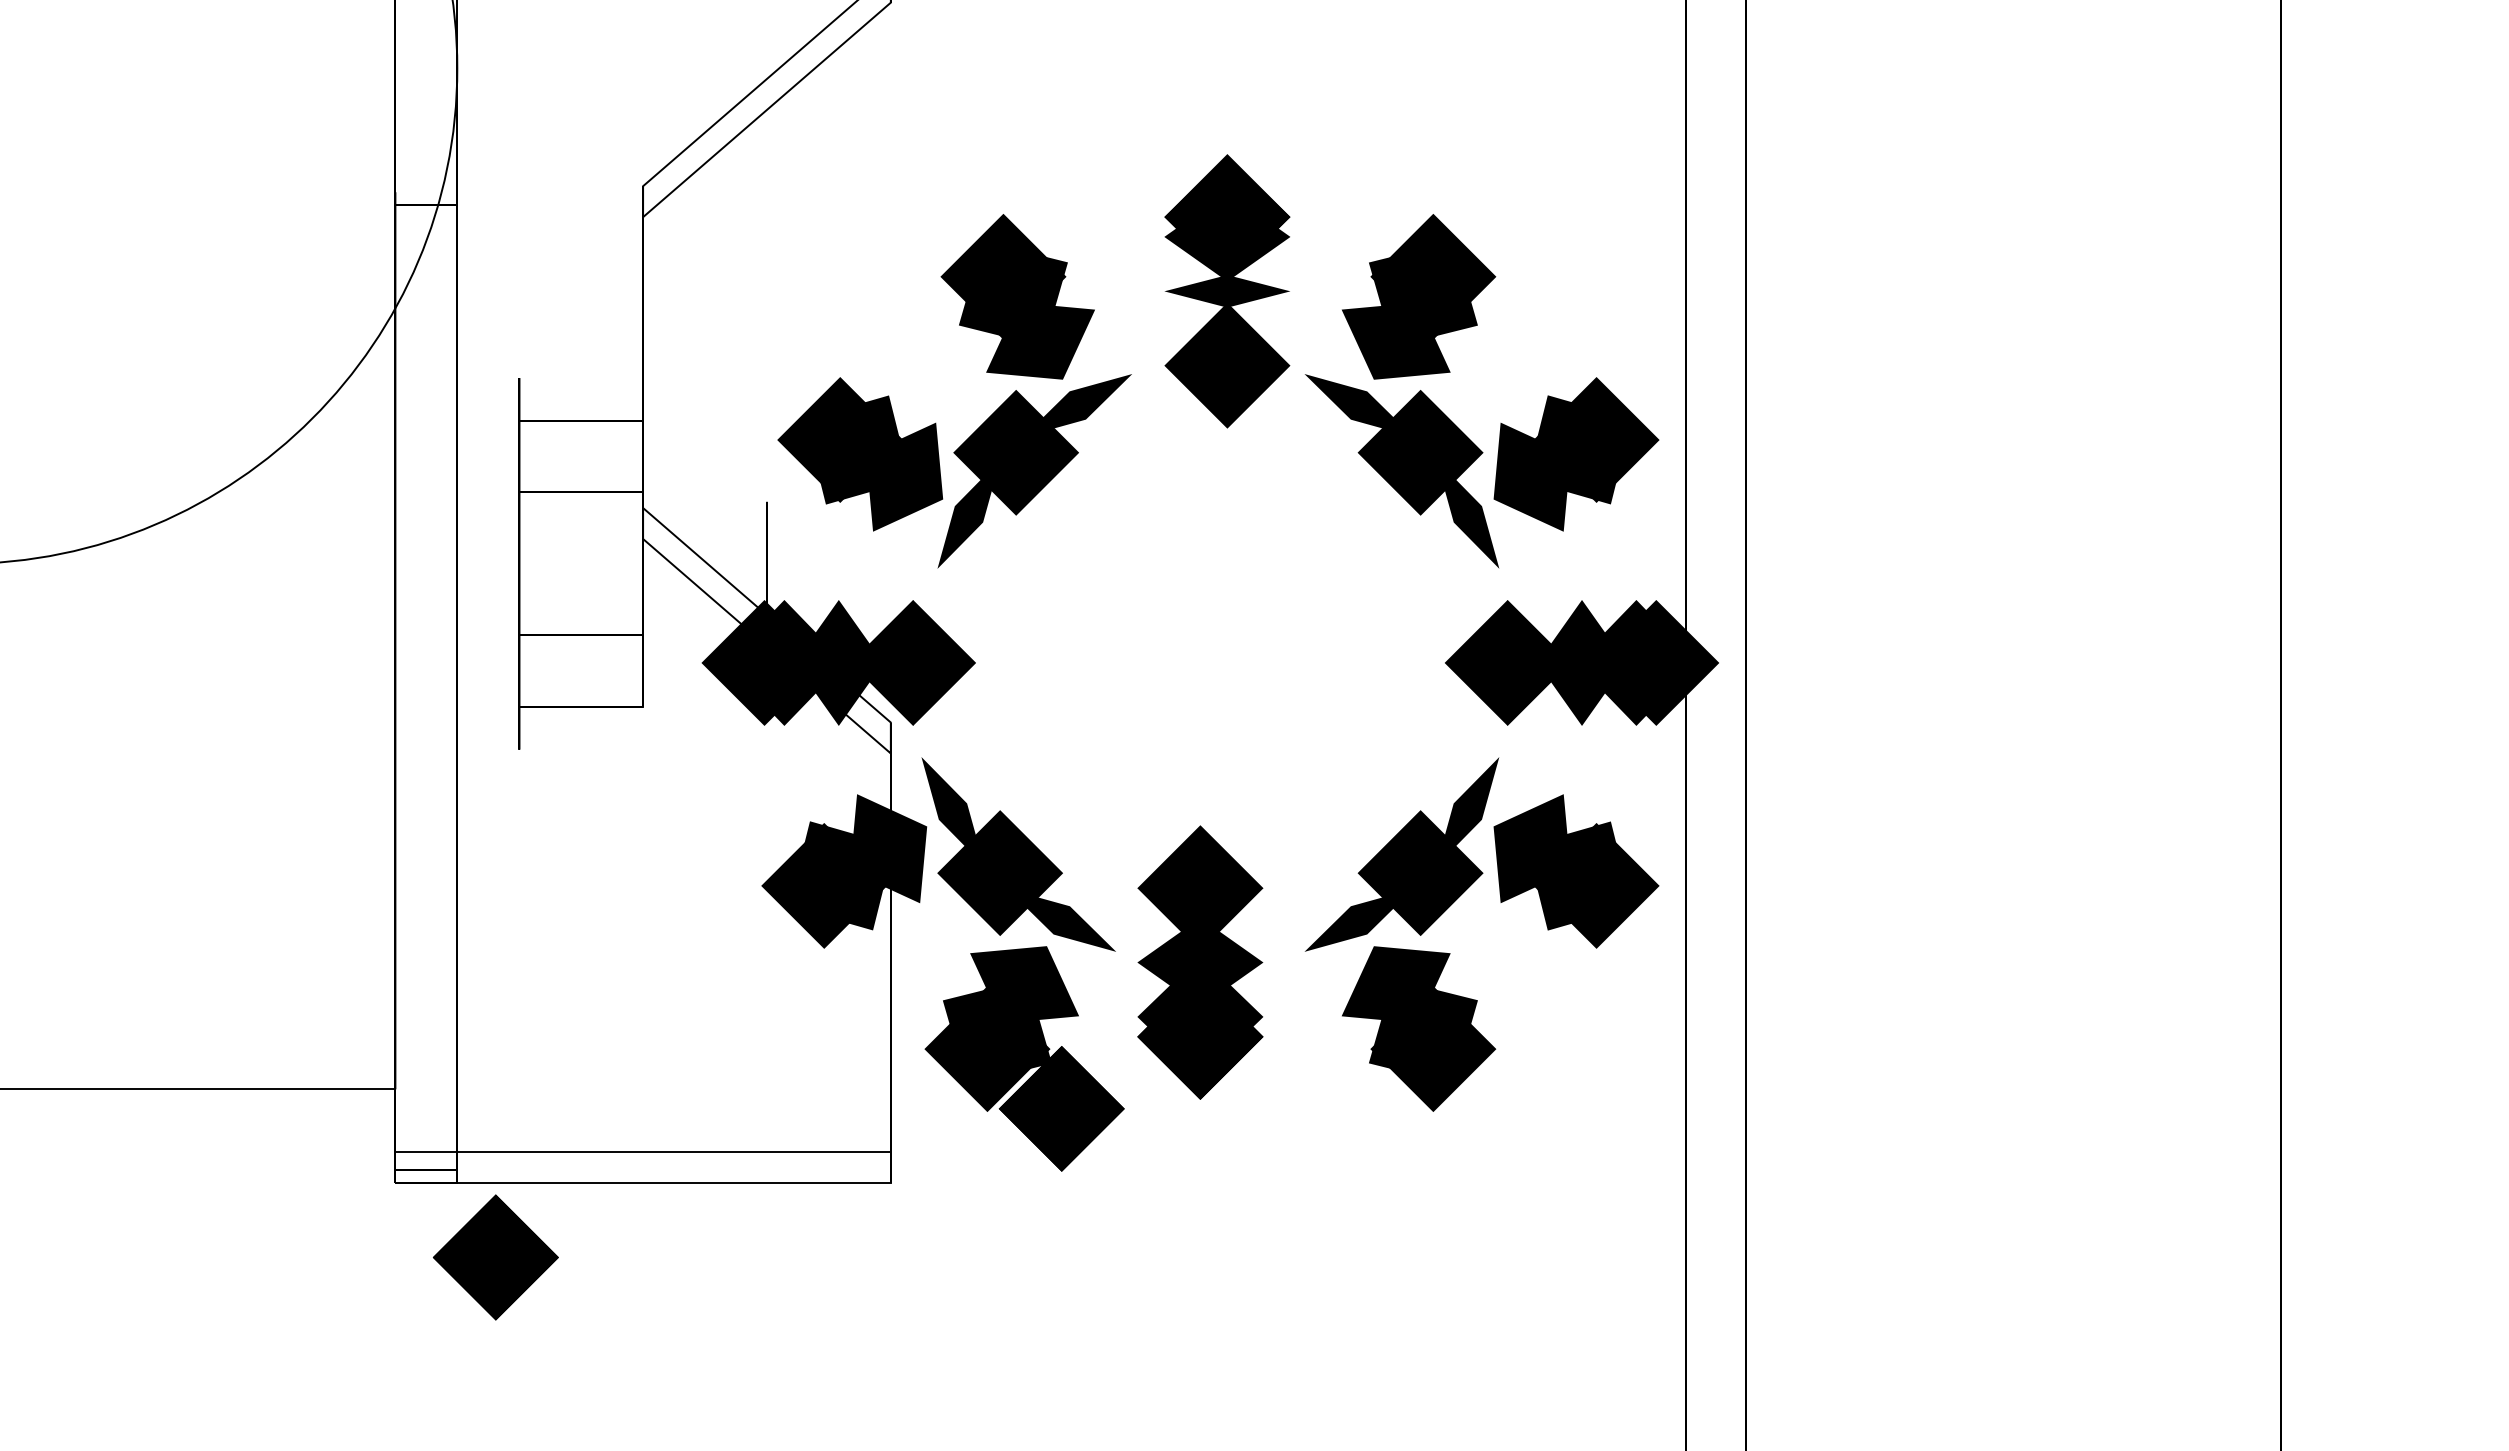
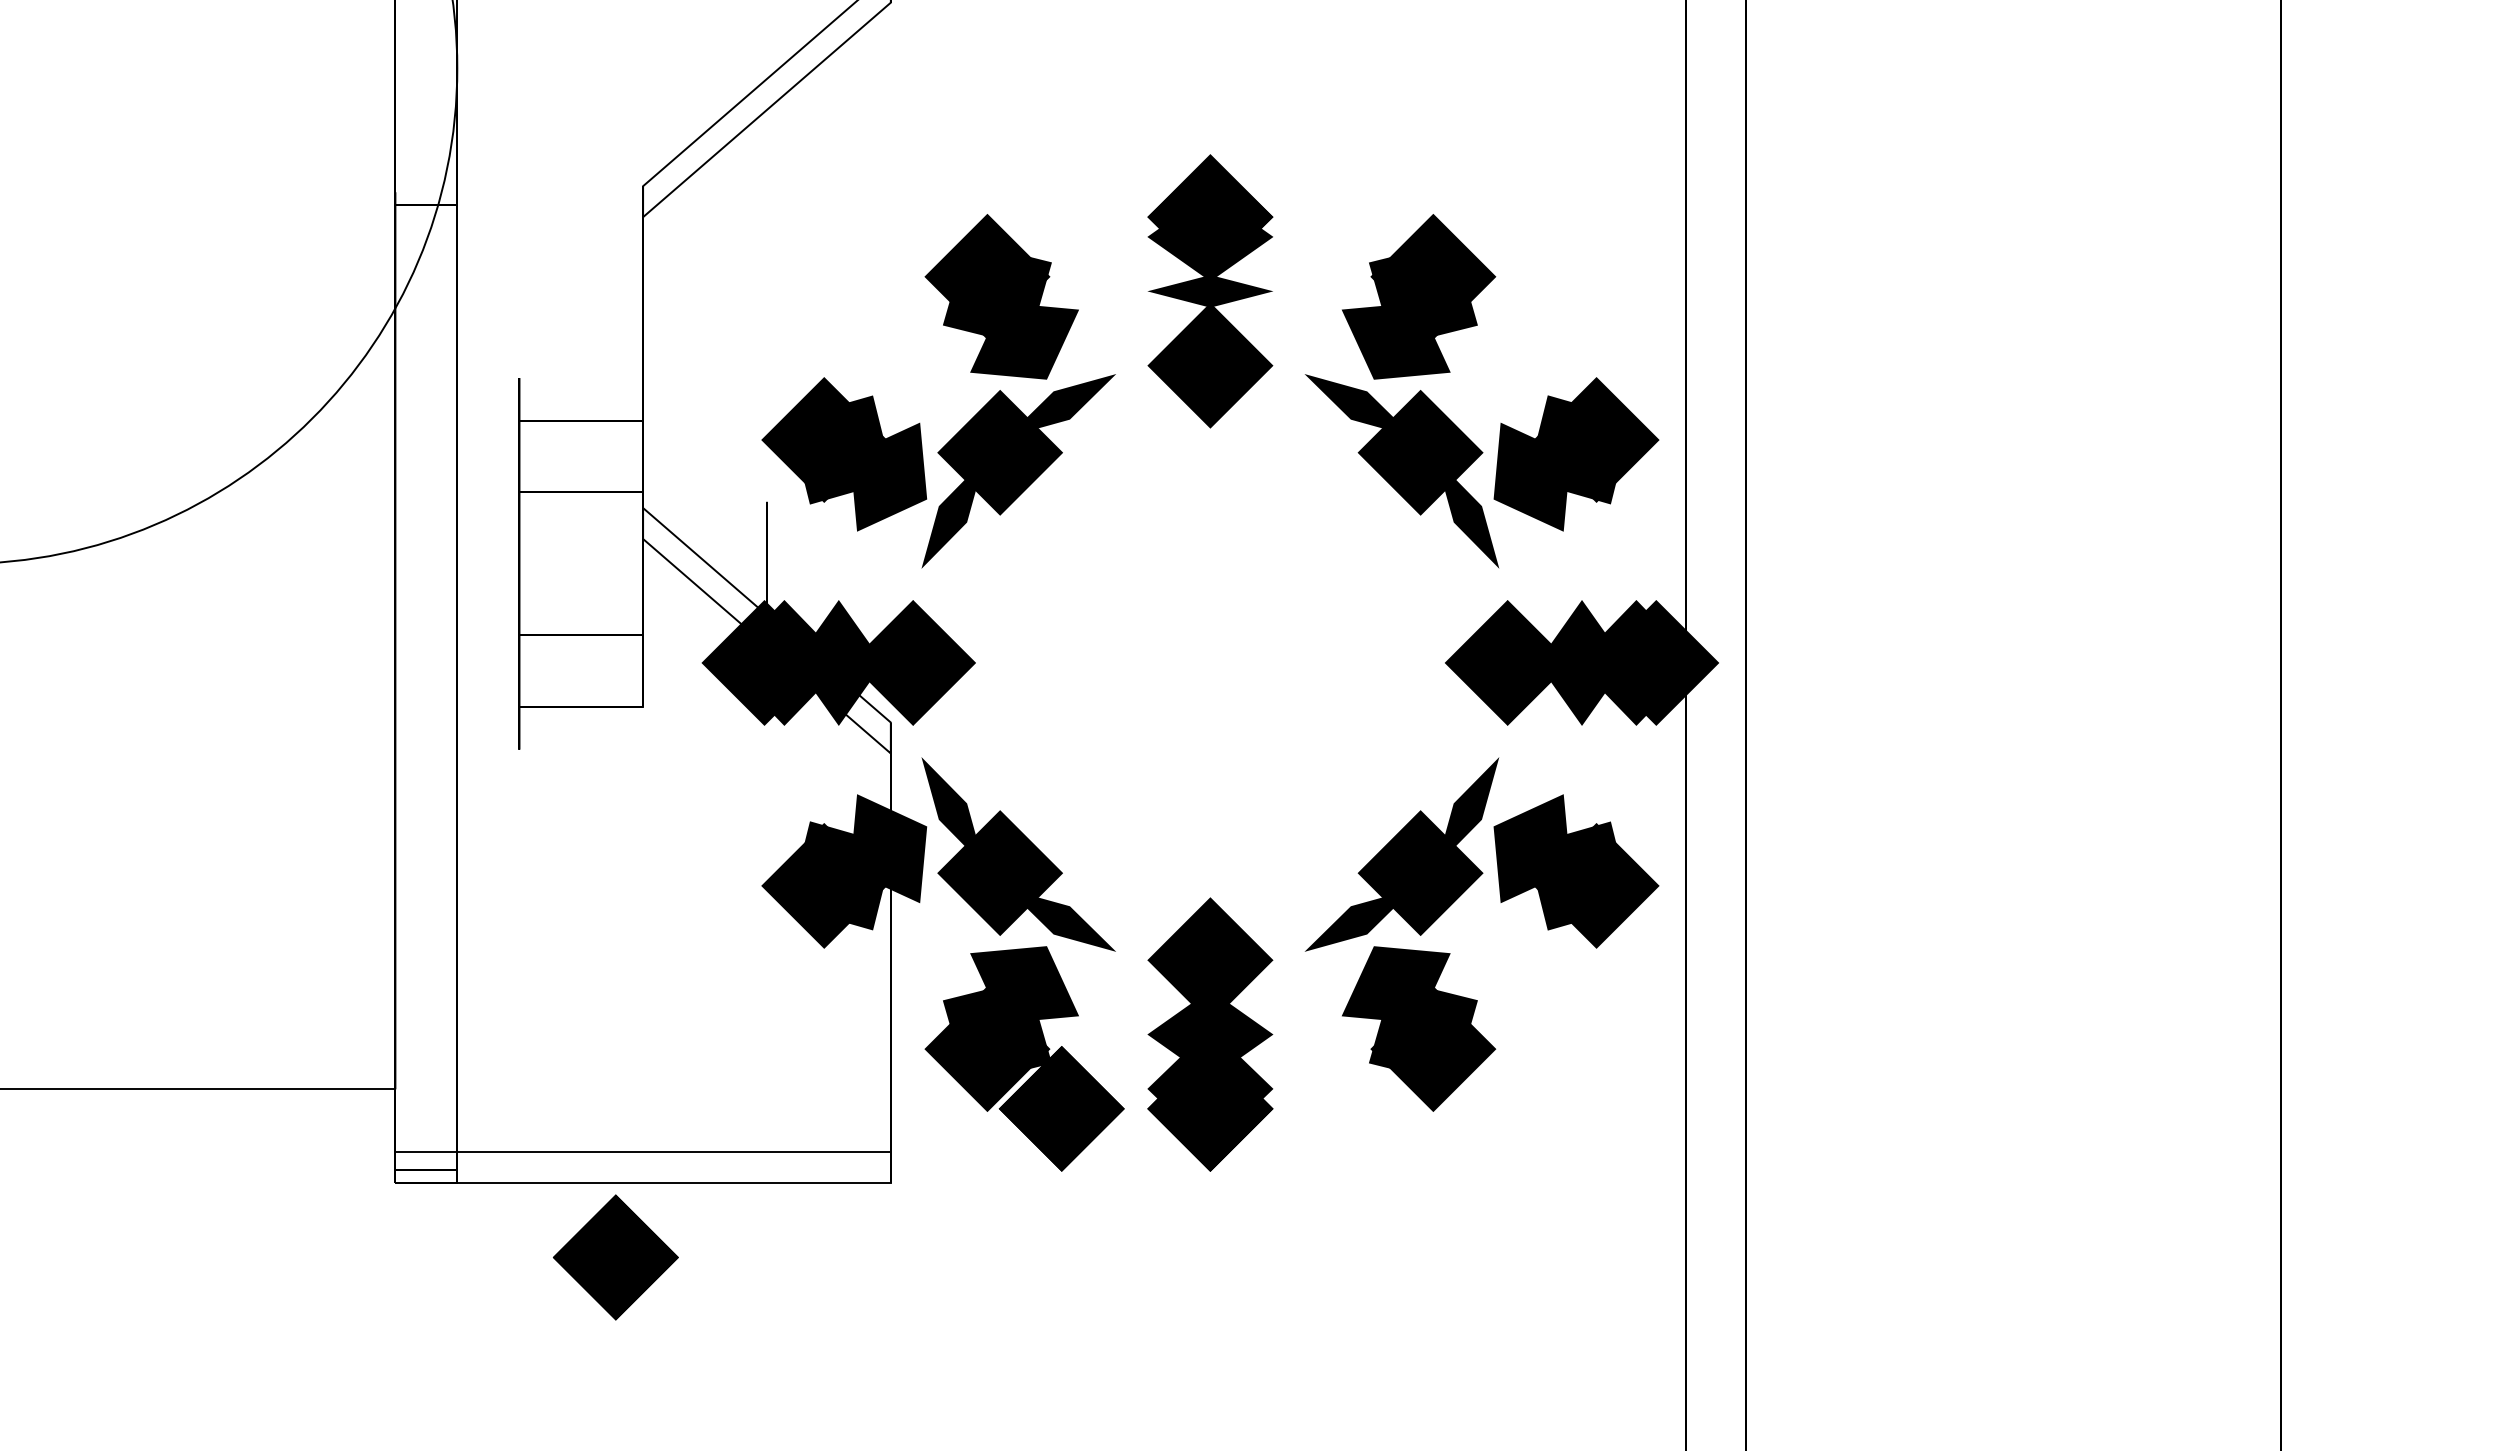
part position: (1227, 291) -> (1210, 291) (1210, 291)
part position: (935, 422) -> (919, 422) (919, 422)
part position: (1200, 962) -> (1210, 1034) (1210, 1034)
part position: (495, 1257) -> (615, 1257) (615, 1257)
